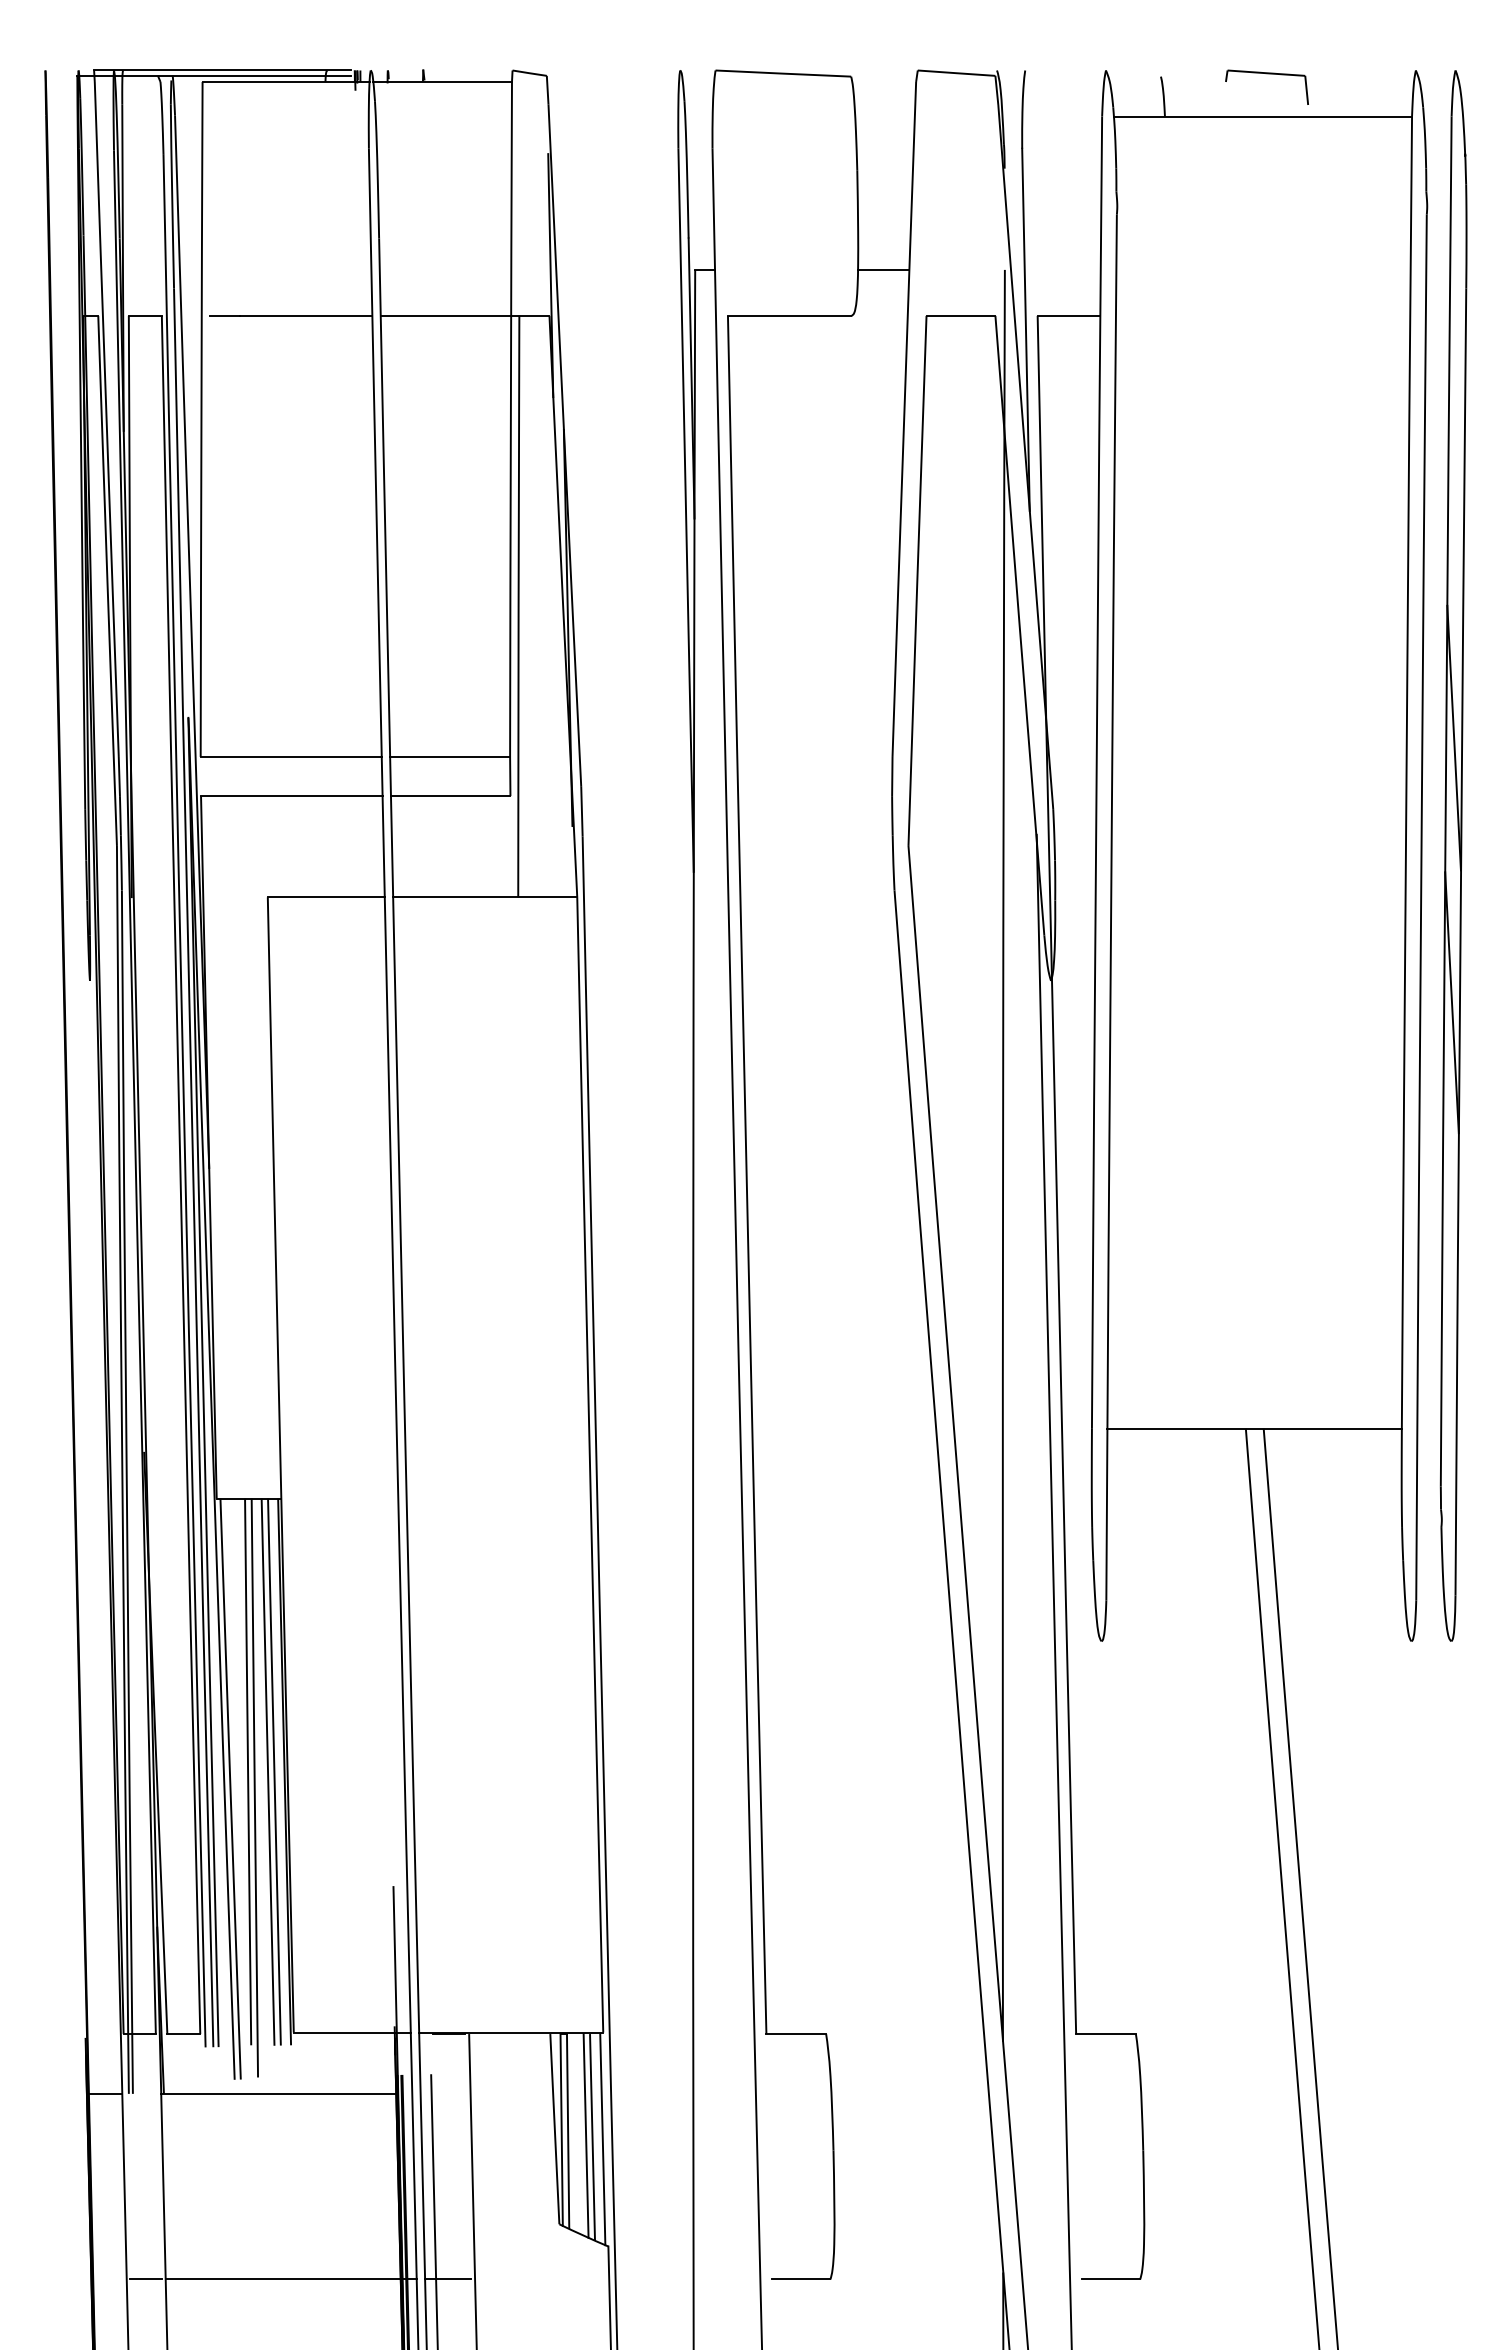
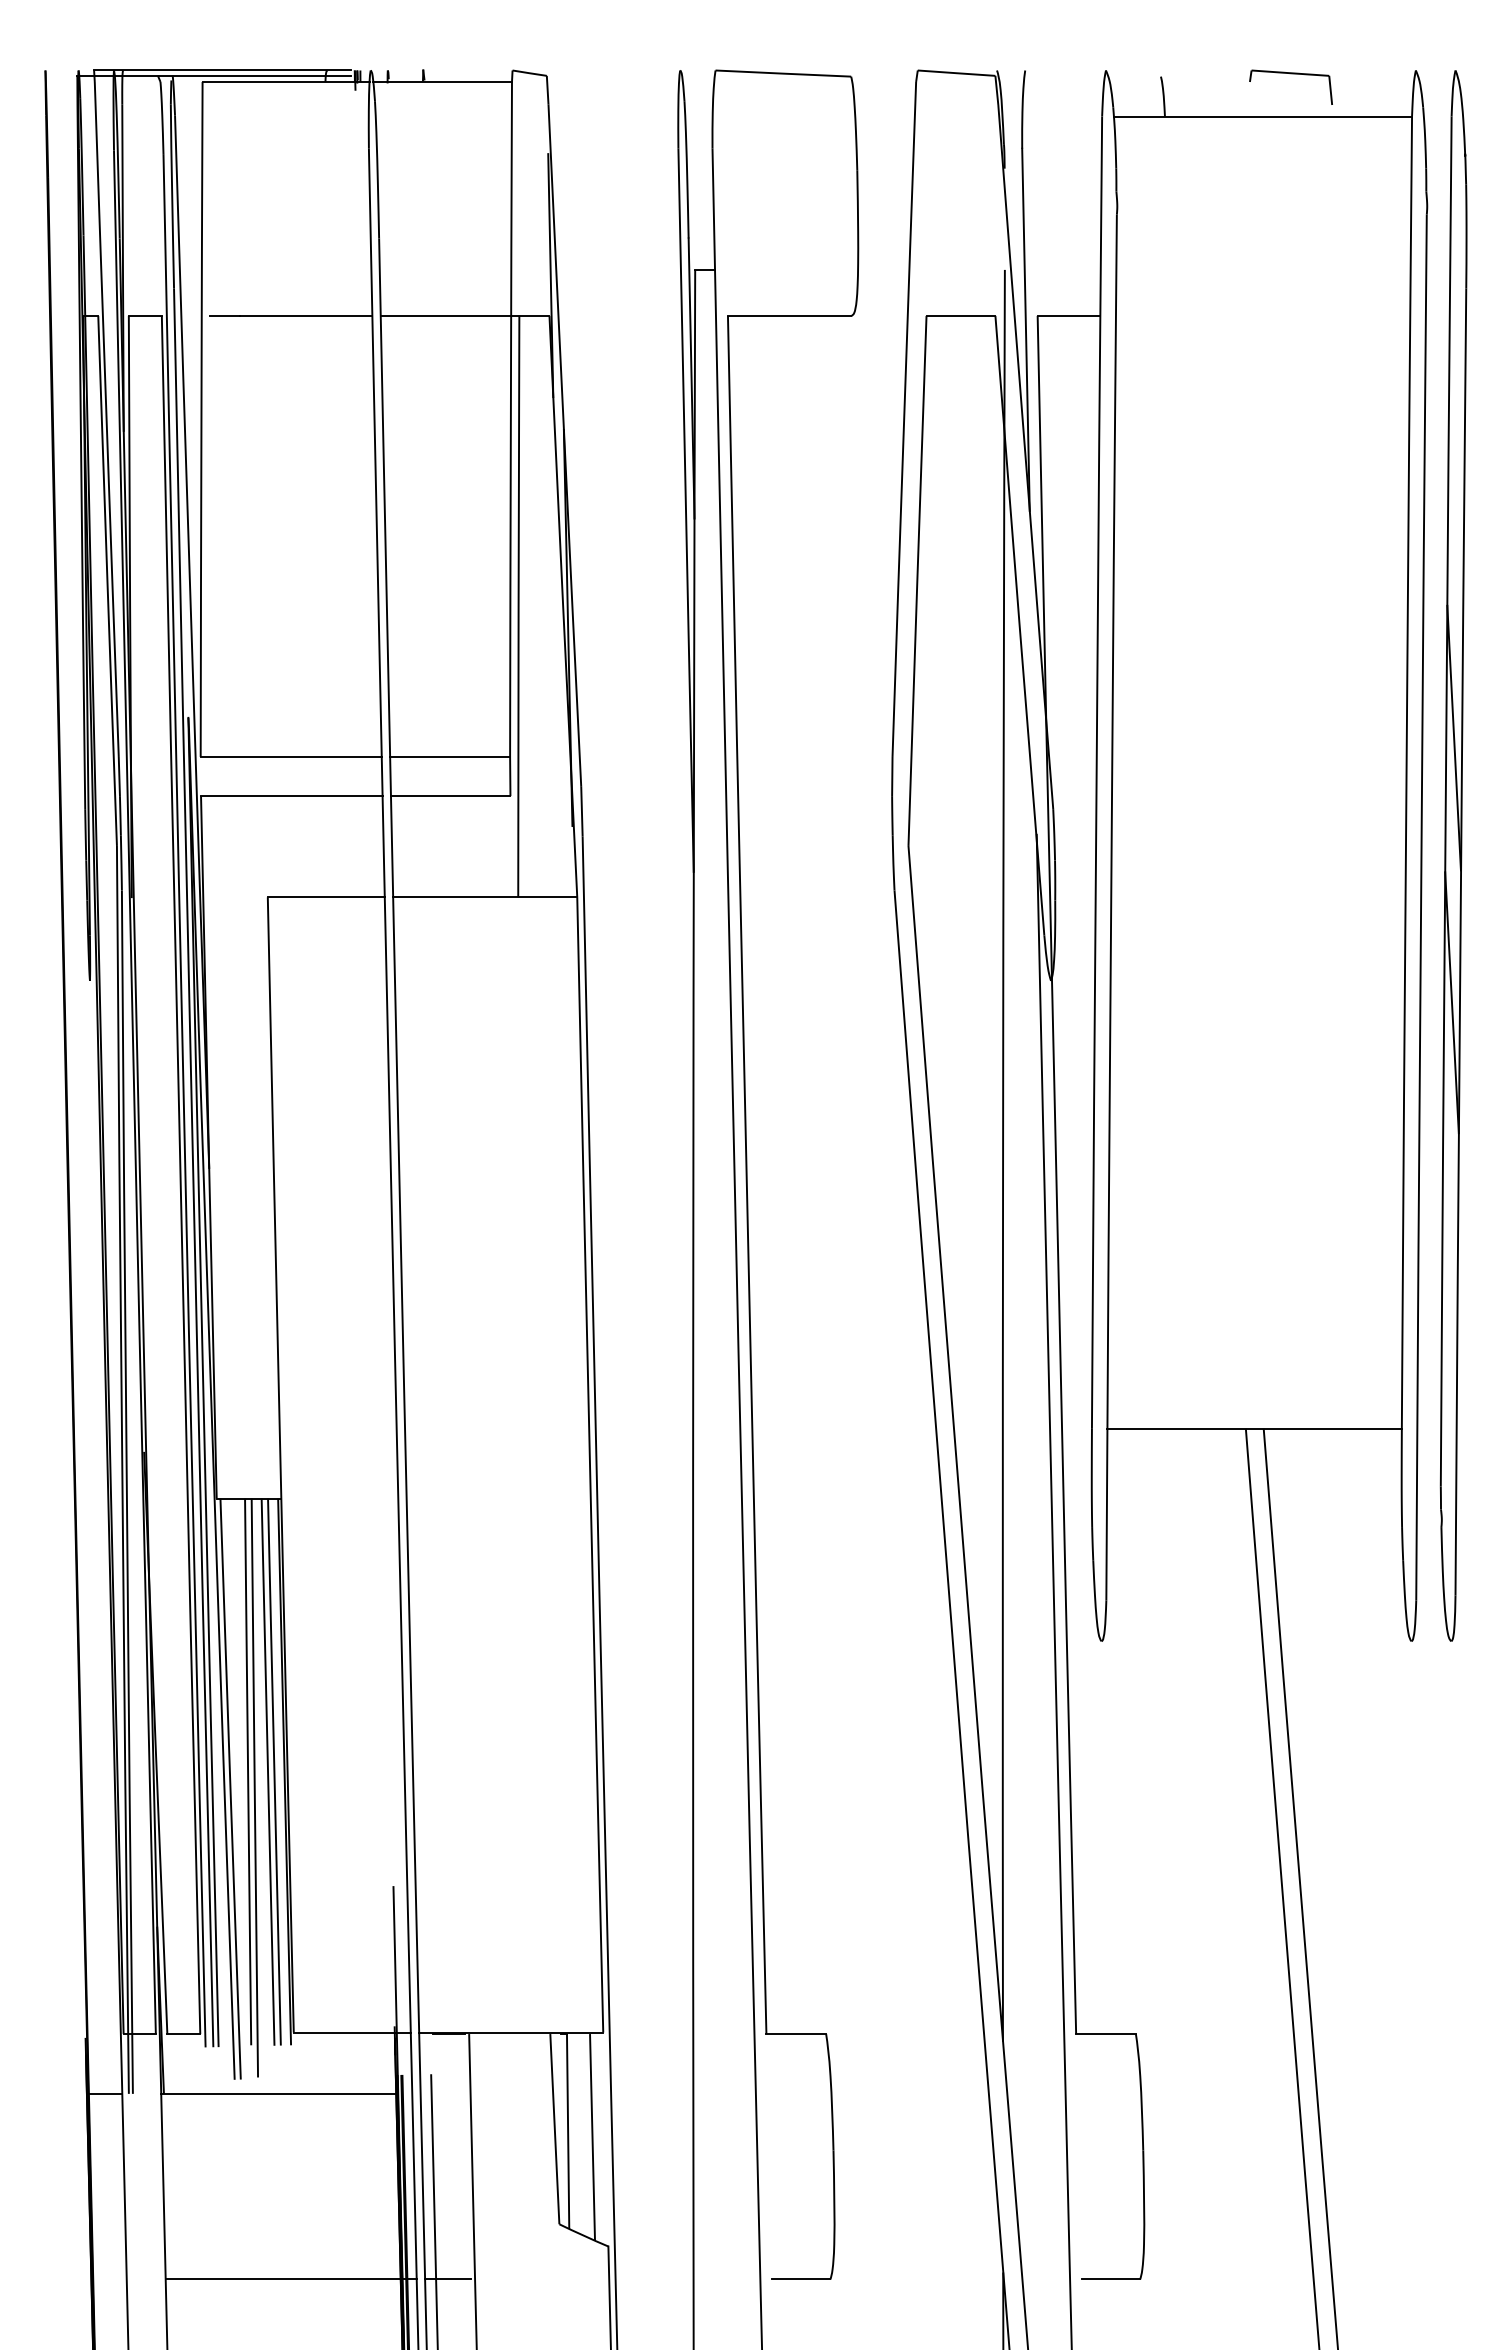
part position: (1266, 74) -> (1290, 74) (1290, 74)
line: present -> none (883, 269)
line: present -> none (561, 2129)
line: present -> none (585, 2135)
line: present -> none (602, 2139)
line: present -> none (145, 2279)
